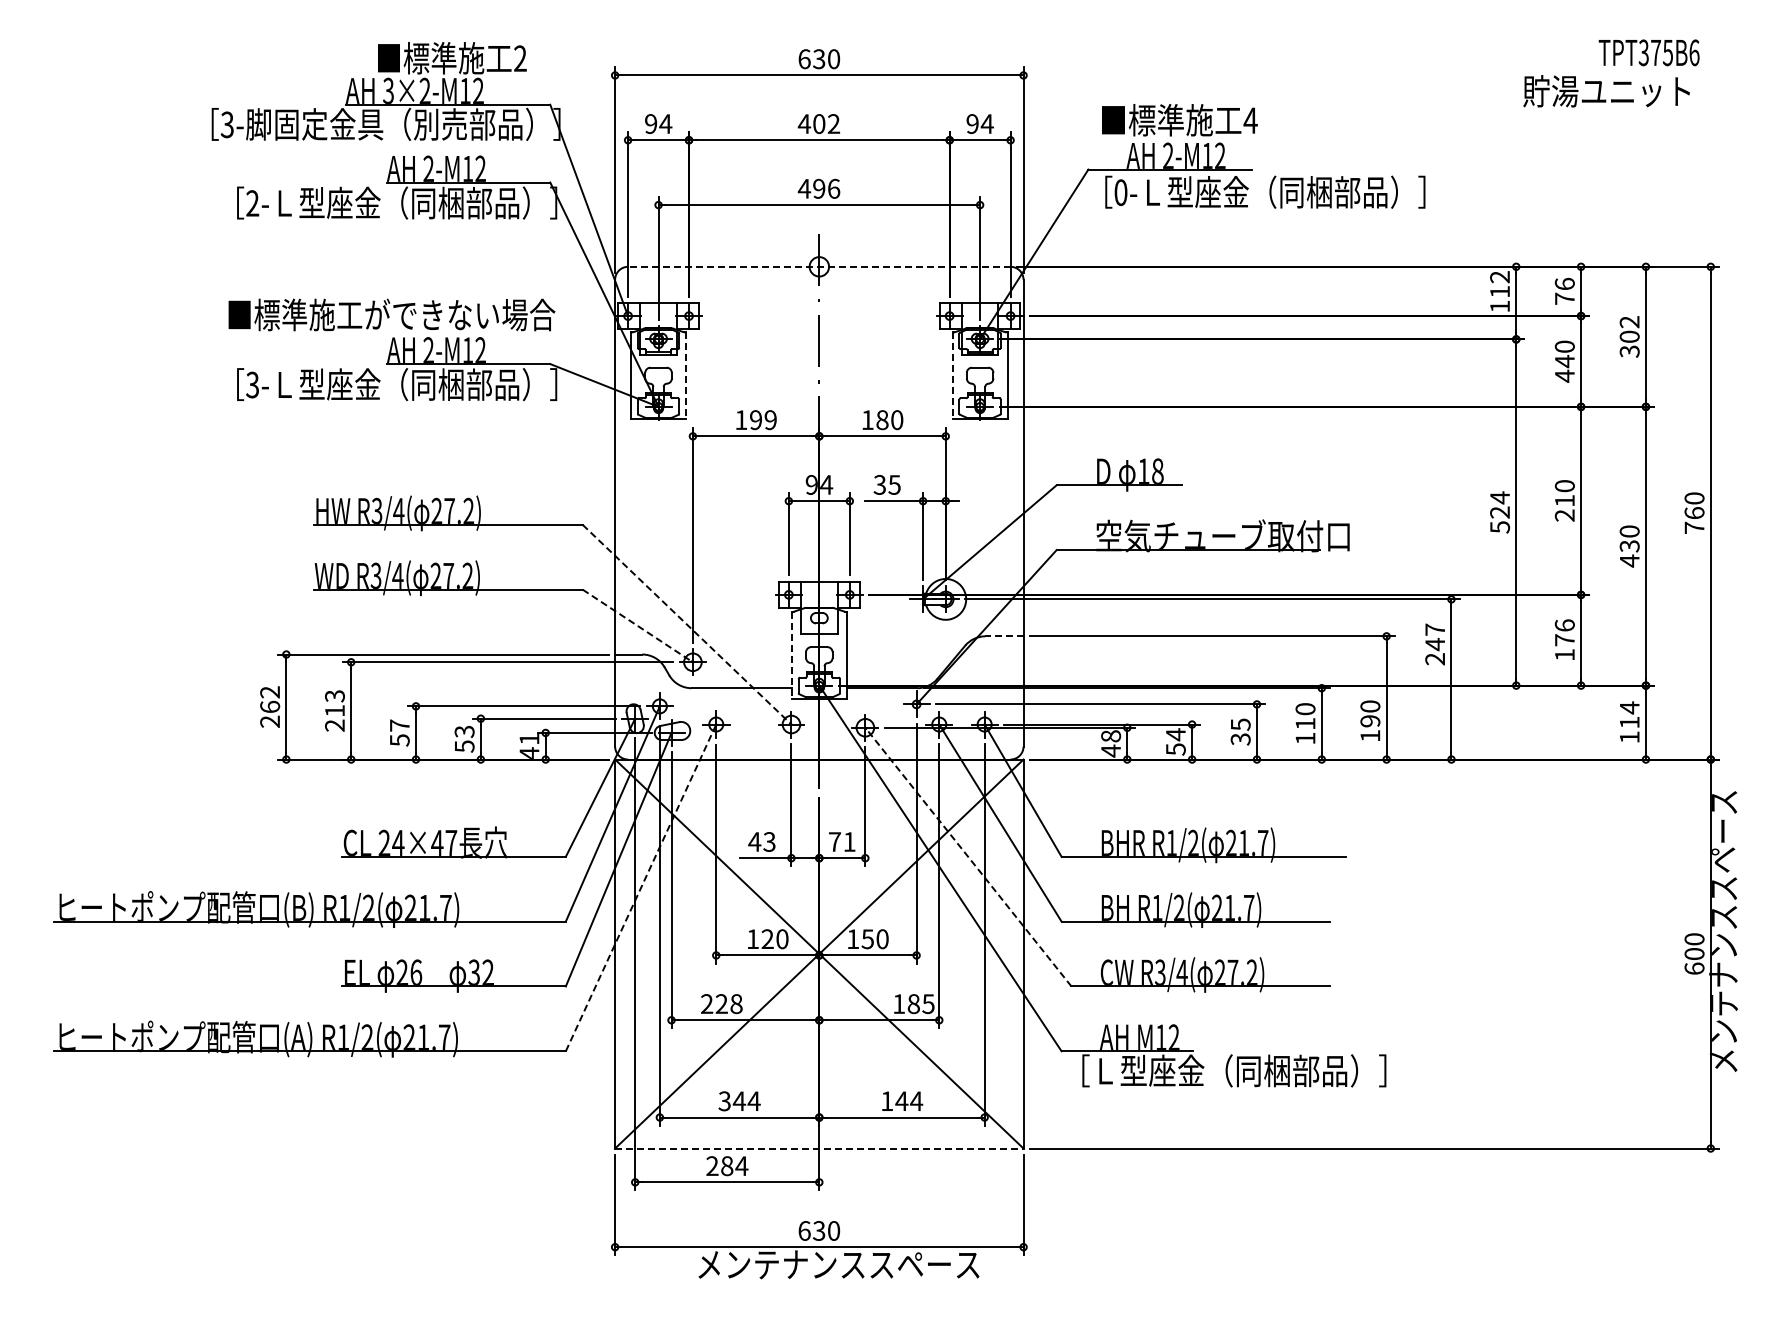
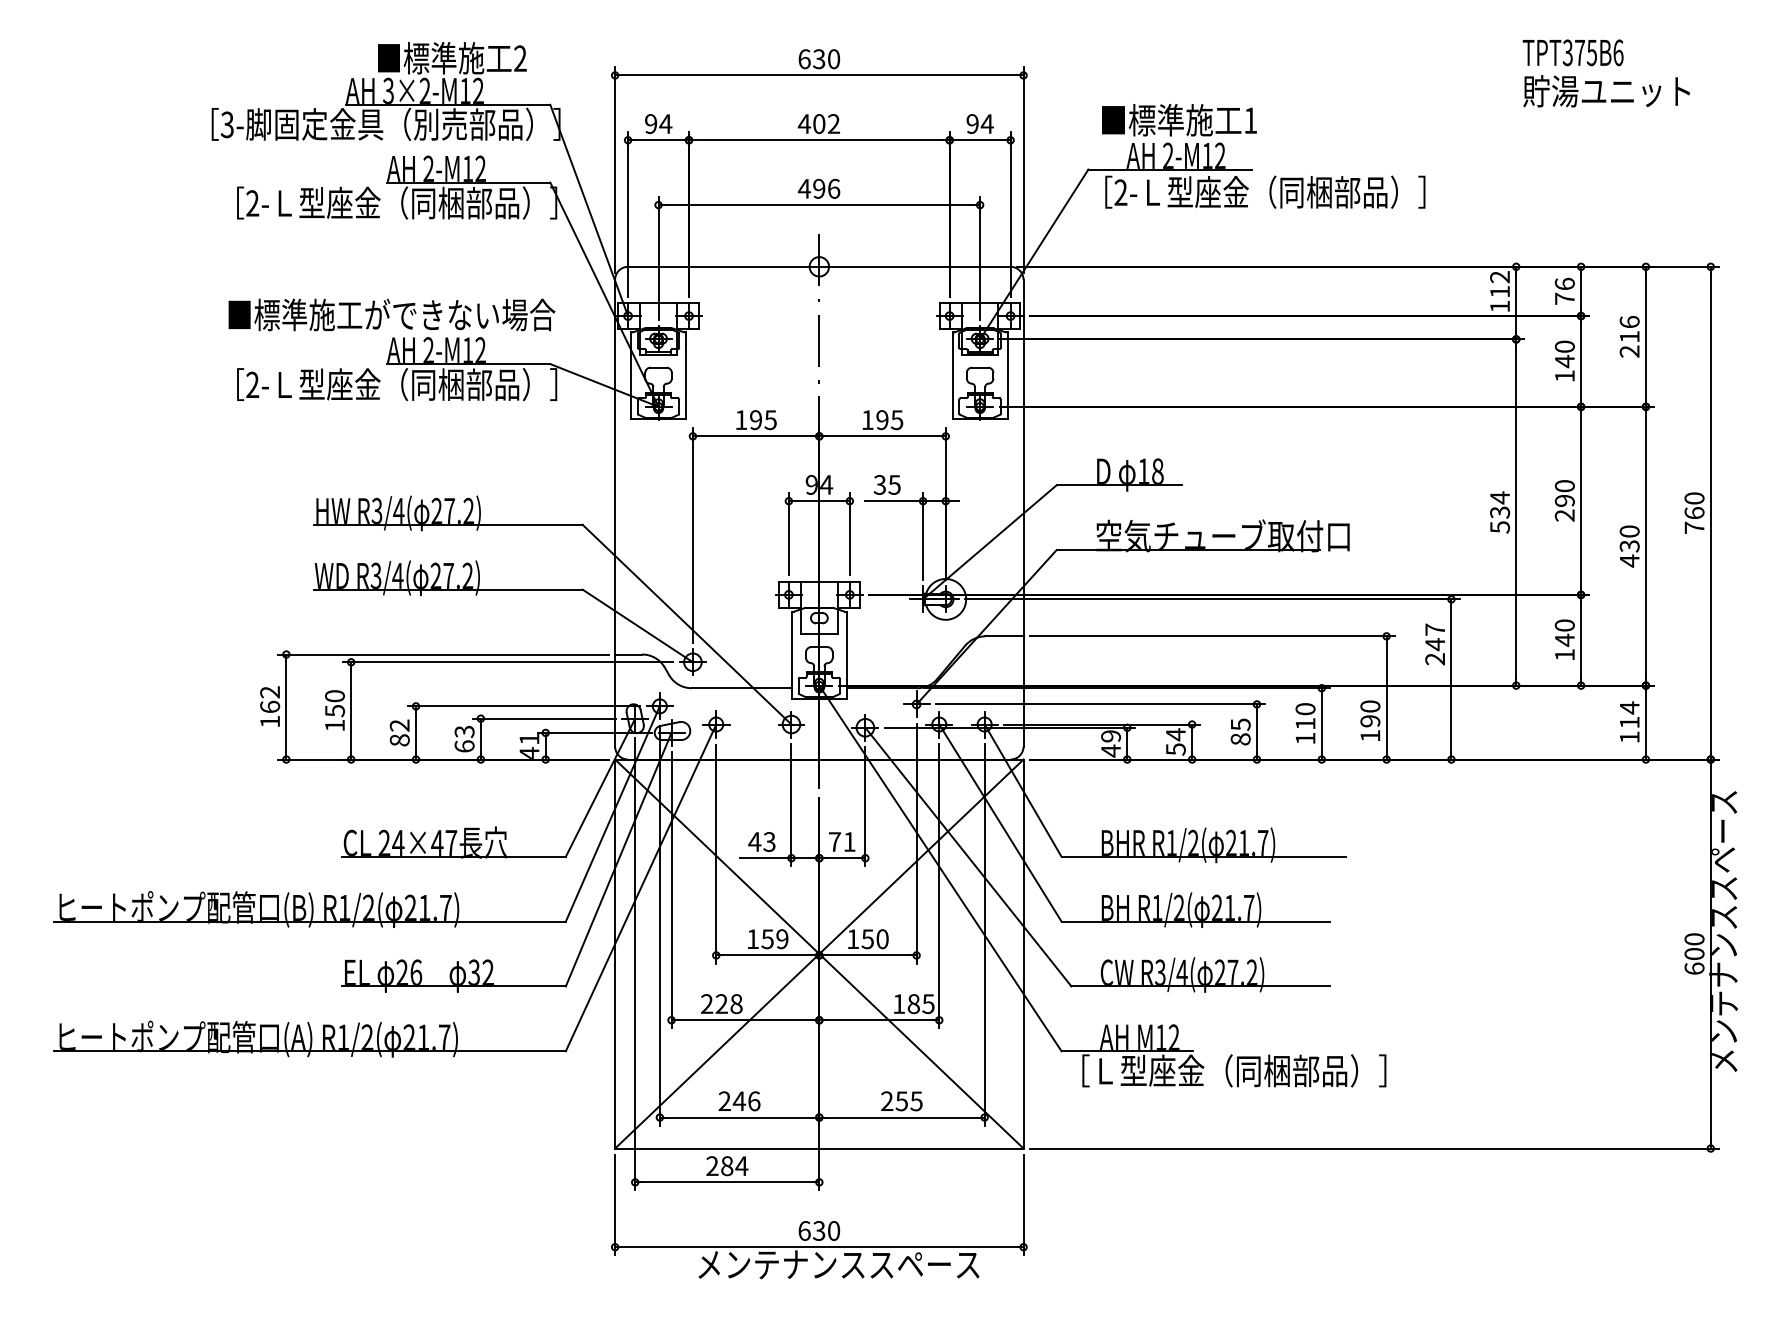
text position: (1648, 52) -> (1572, 52) (1572, 52)
text: 4 -> 1 (1250, 120)
text: 0- -> 2- (1120, 192)
line: dashed -> solid (818, 266)
text: 302 -> 216 (1629, 336)
text: 440 -> 140 (1564, 375)
line: dashed -> solid (686, 376)
line: dashed -> solid (952, 376)
text: 3- -> 2- (252, 385)
text: 199 -> 195 (770, 420)
text: 180 -> 195 (889, 420)
text: 210 -> 290 (1564, 500)
text: 524 -> 534 (1500, 512)
line: dashed -> solid (637, 625)
line: dashed -> solid (687, 625)
text: 176 -> 140 (1564, 632)
line: dashed -> solid (1003, 636)
line: dashed -> solid (791, 655)
text: 213 -> 150 (334, 710)
text: 262 -> 162 (269, 721)
text: 57 -> 82 (399, 732)
text: 48 -> 49 (1111, 736)
text: 35 -> 85 (1240, 739)
text: 53 -> 63 (464, 746)
line: dashed -> solid (968, 856)
line: dashed -> solid (641, 887)
text: 120 -> 159 (774, 939)
text: 344 -> 246 (739, 1101)
text: 144 -> 255 (902, 1101)
line: dashed -> solid (819, 1148)
